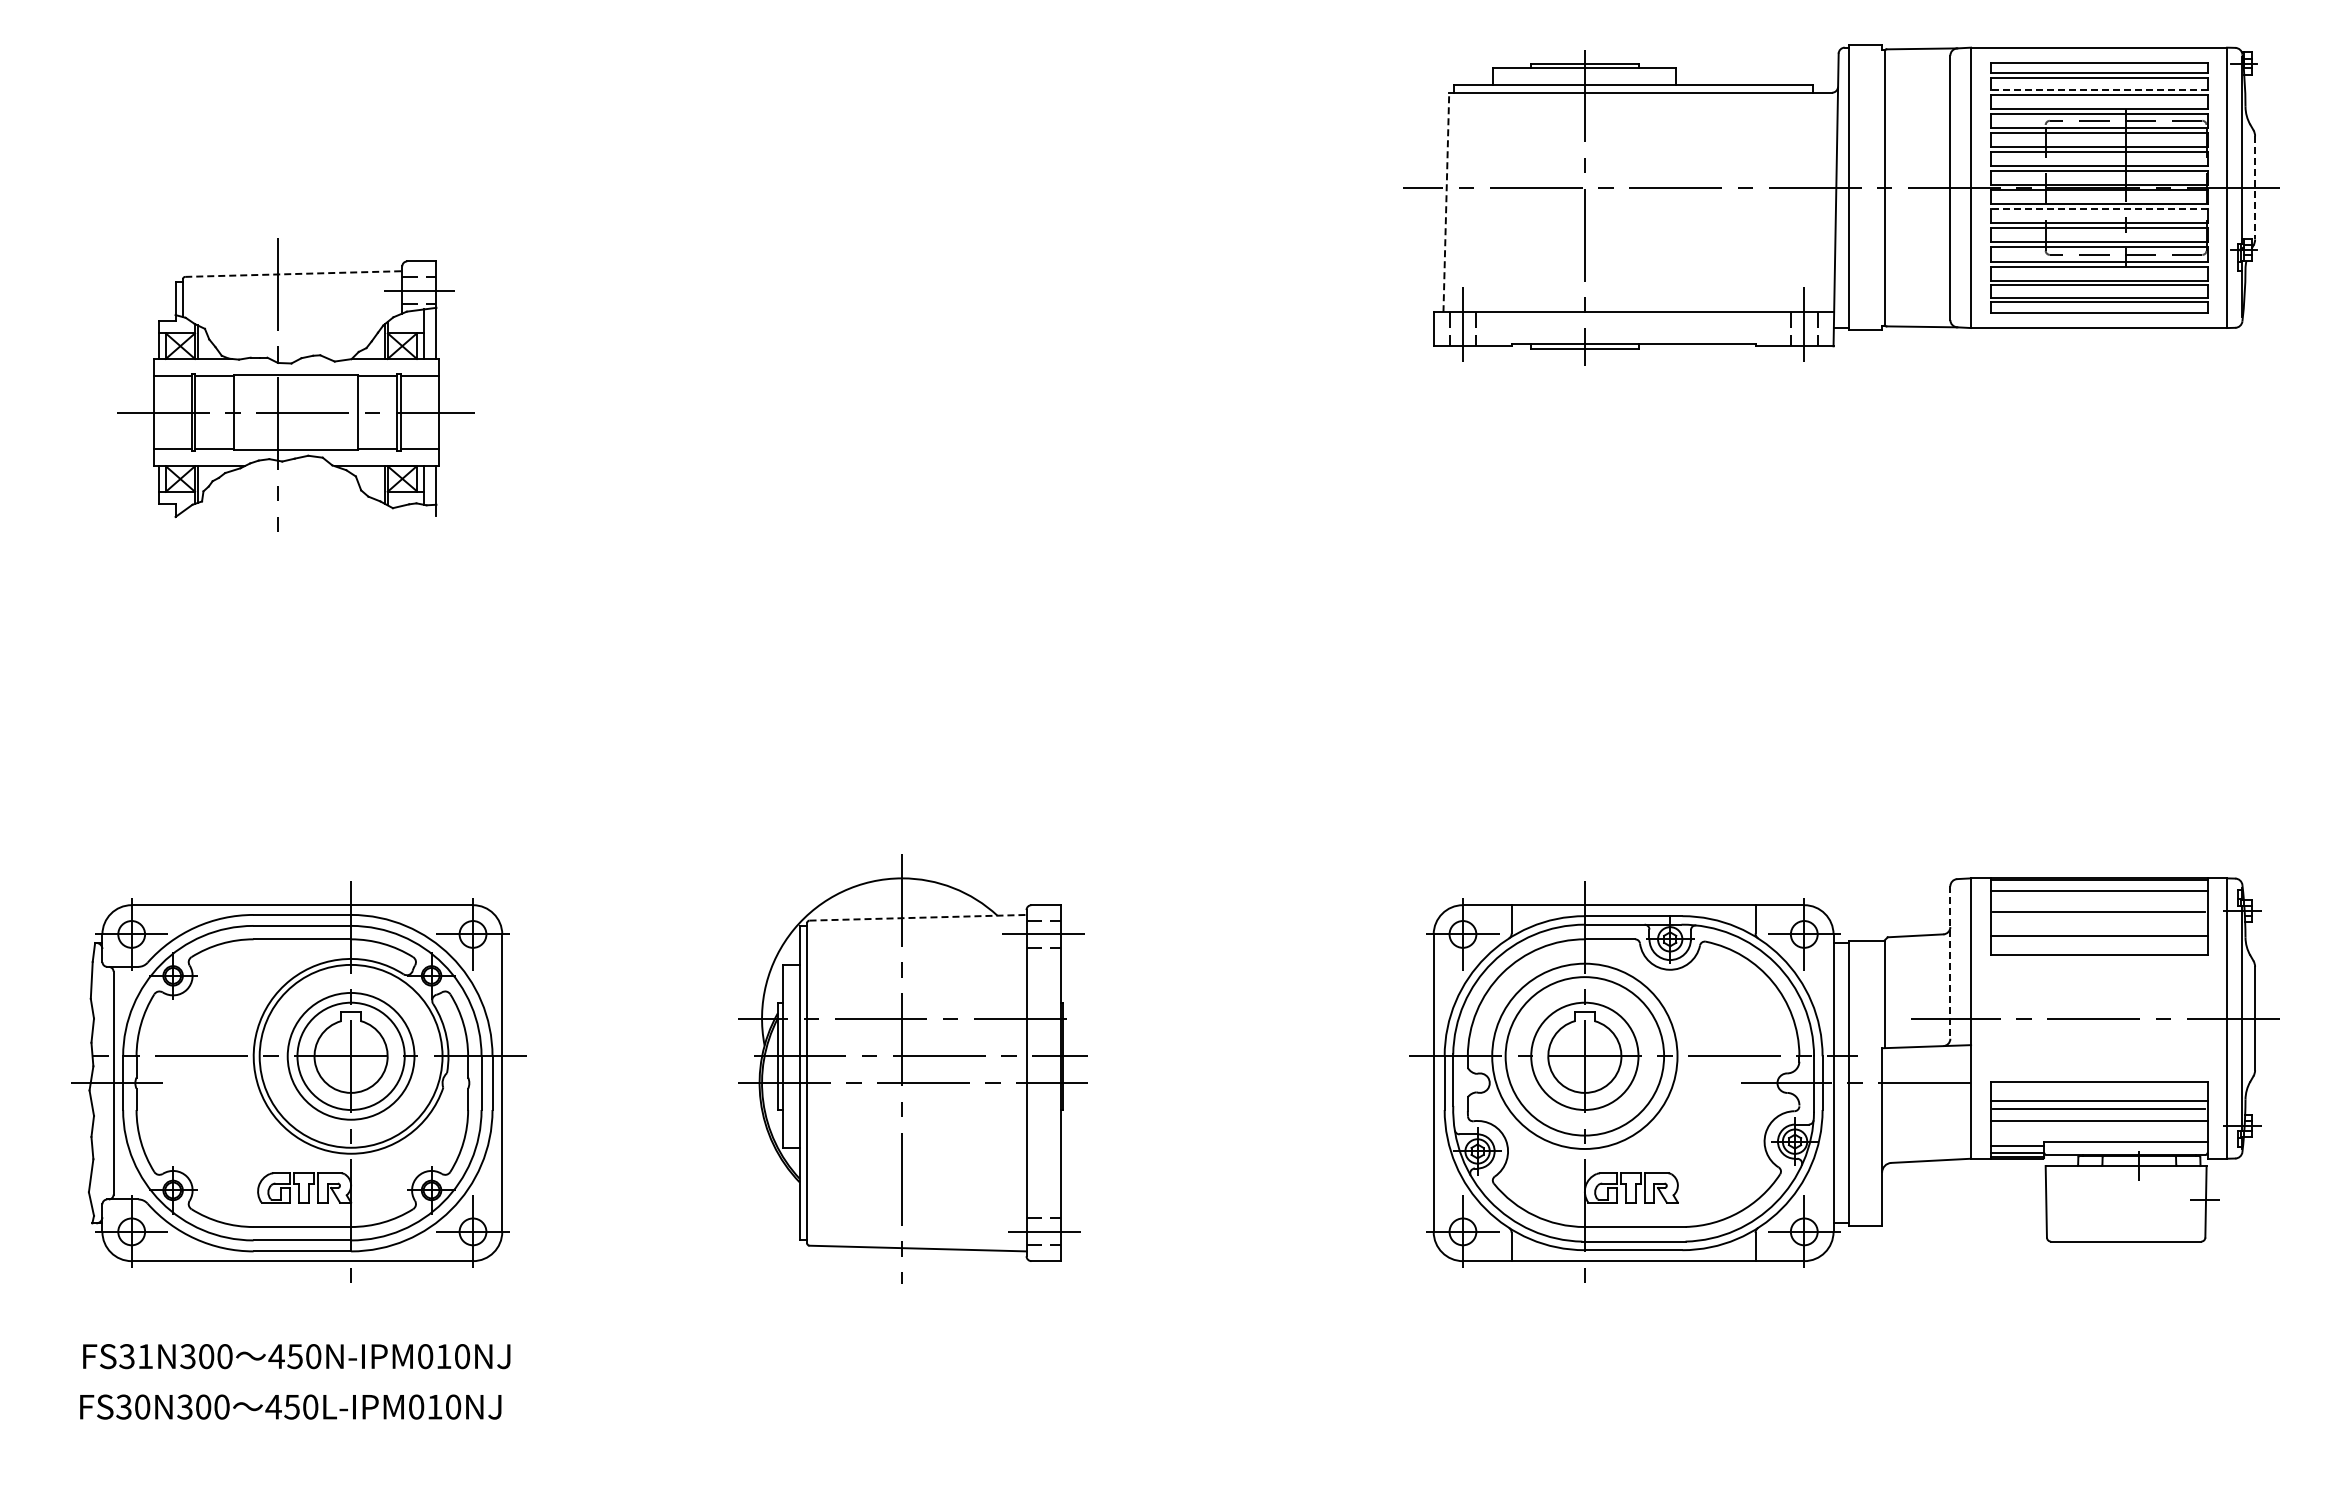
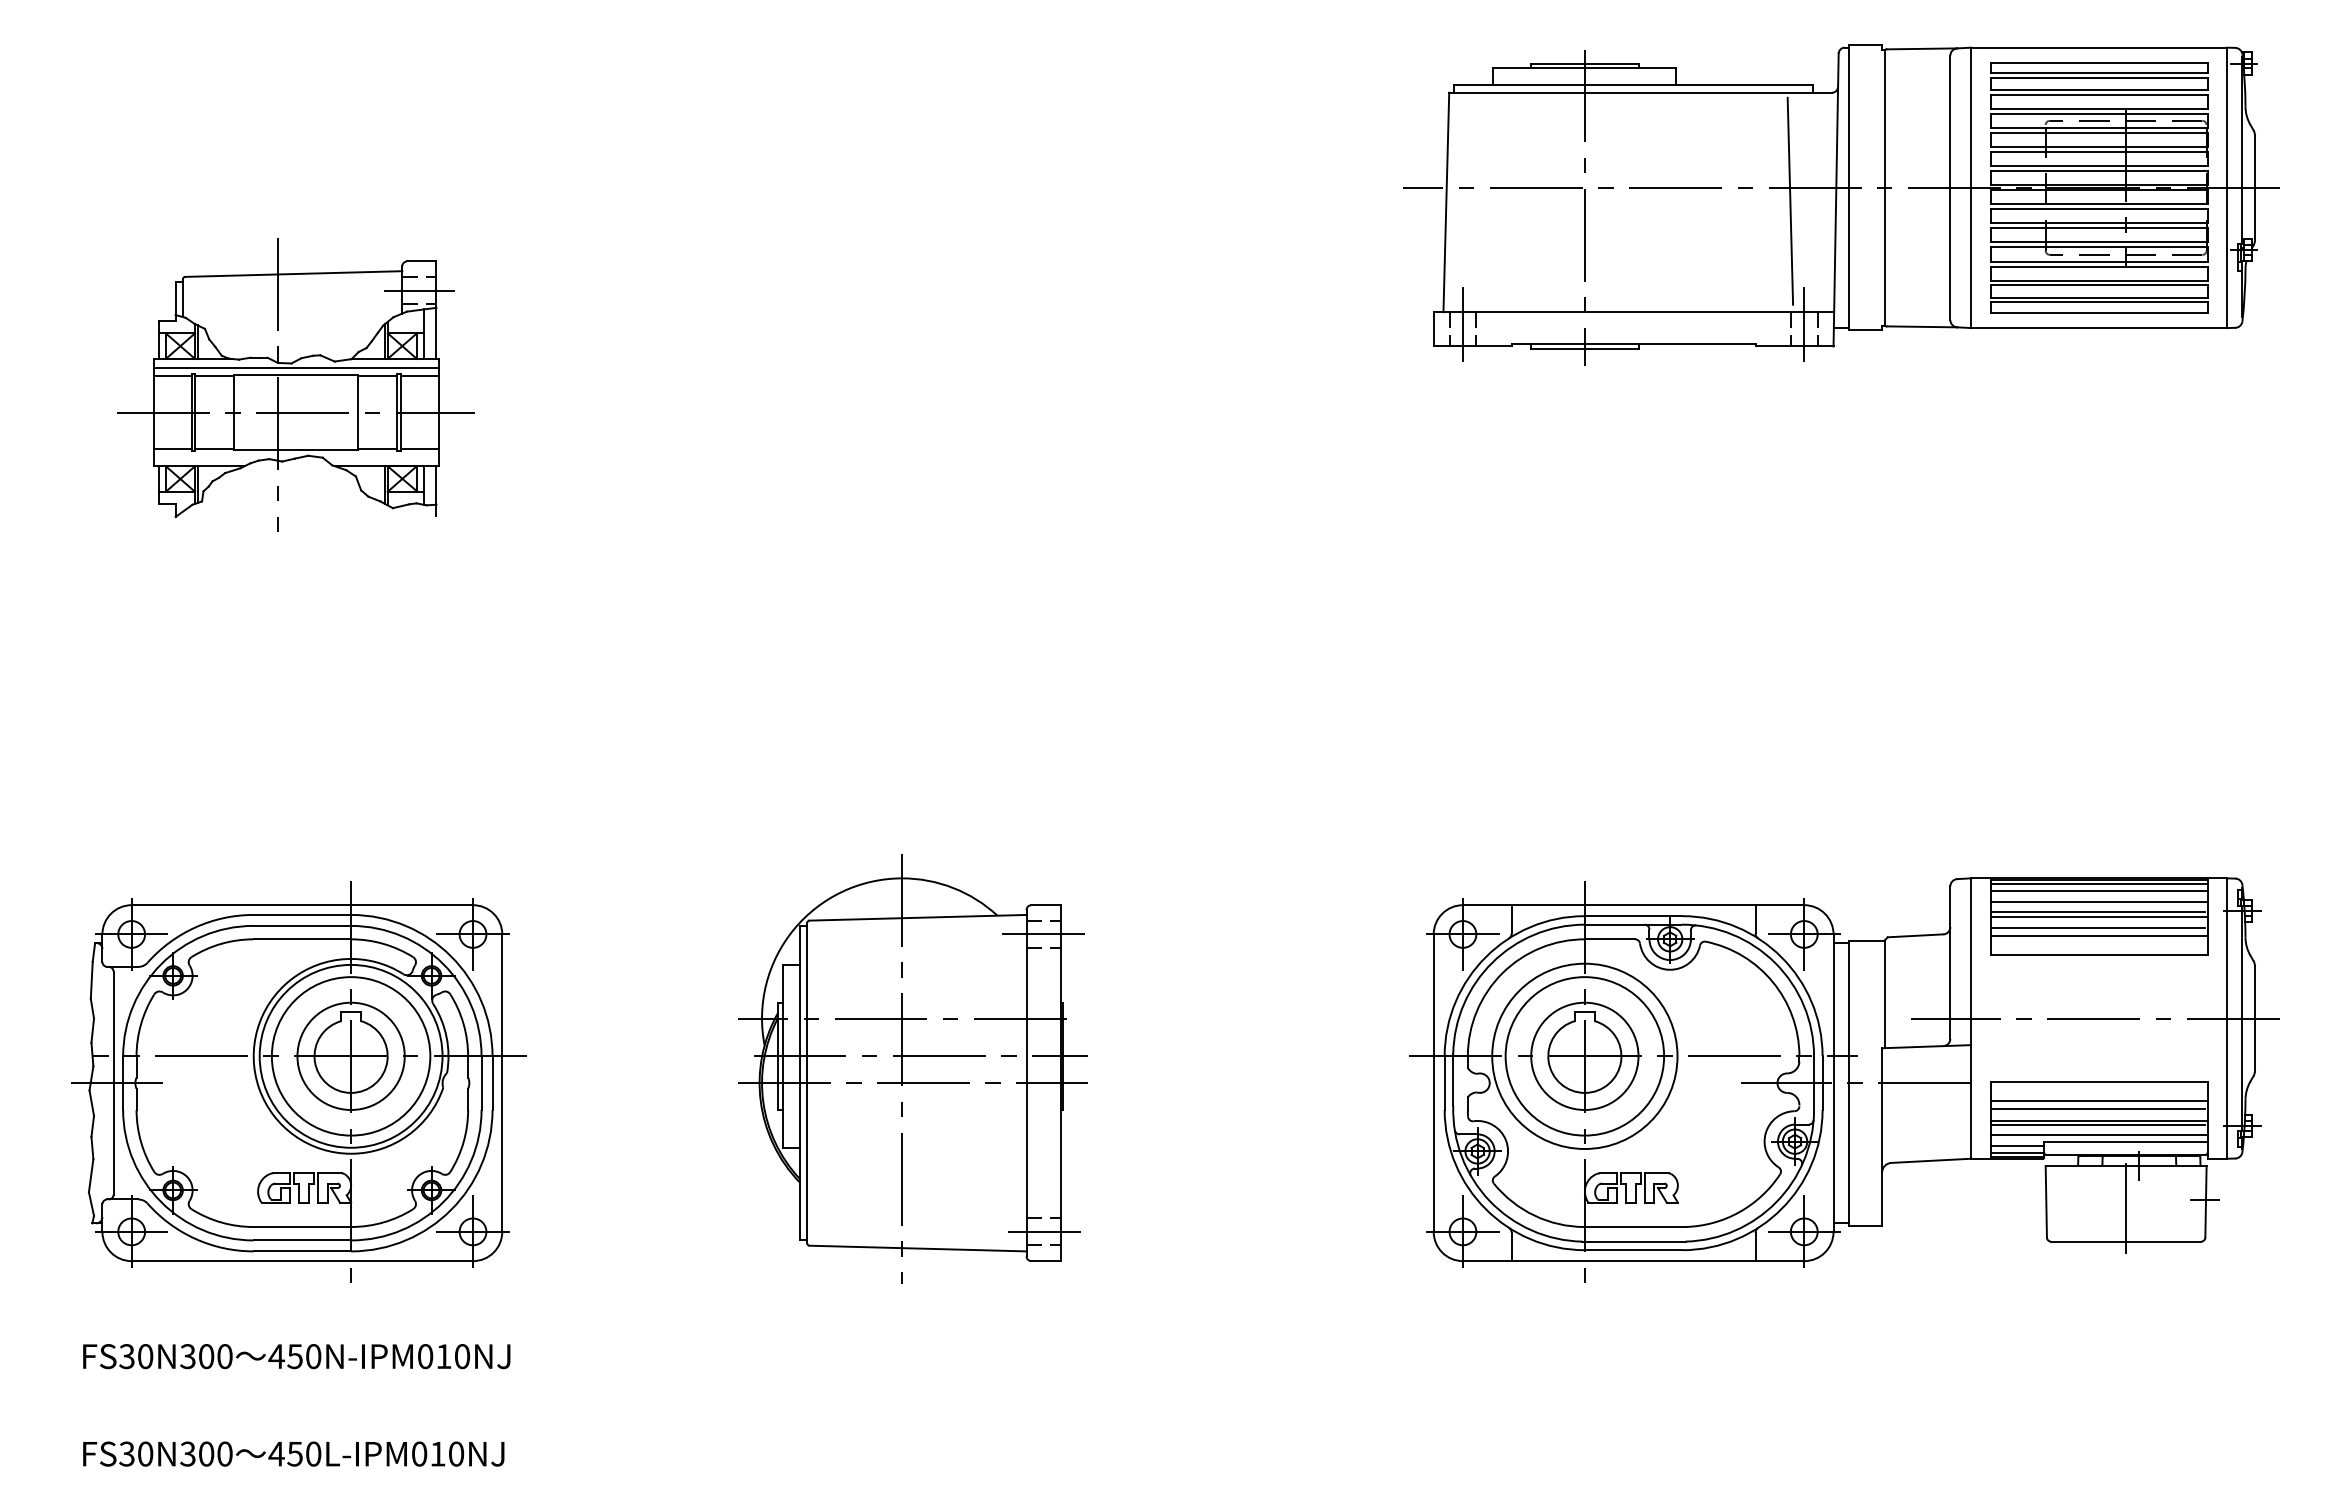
line: dashed -> solid (2098, 90)
line: dashed -> solid (2255, 187)
line: none -> present (1790, 200)
line: dashed -> solid (1446, 202)
line: dashed -> solid (2098, 209)
line: dashed -> solid (293, 274)
line: none -> present (295, 367)
line: none -> present (2098, 883)
line: none -> present (2098, 901)
line: none -> present (2098, 916)
line: dashed -> solid (918, 917)
line: none -> present (2099, 928)
line: dashed -> solid (1950, 963)
circle diameter: 127 px -> 158 px (350, 1056)
line: none -> present (2099, 1125)
line: none -> present (2098, 1135)
line: none -> present (2126, 1208)
text: FS31N300 -> FS30N300 (145, 1356)
text position: (290, 1406) -> (293, 1453) (293, 1453)
